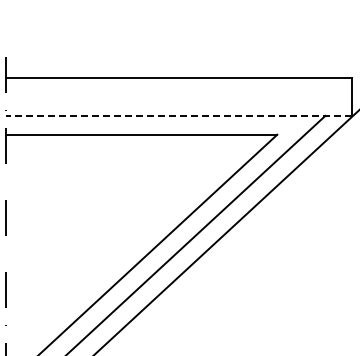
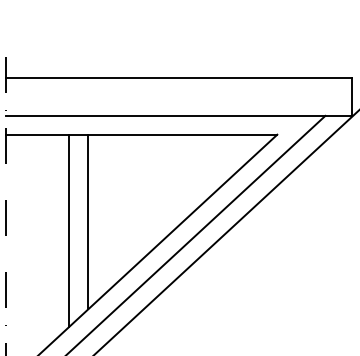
line: dashed -> solid (178, 115)
line: none -> present (88, 221)
line: none -> present (69, 230)
